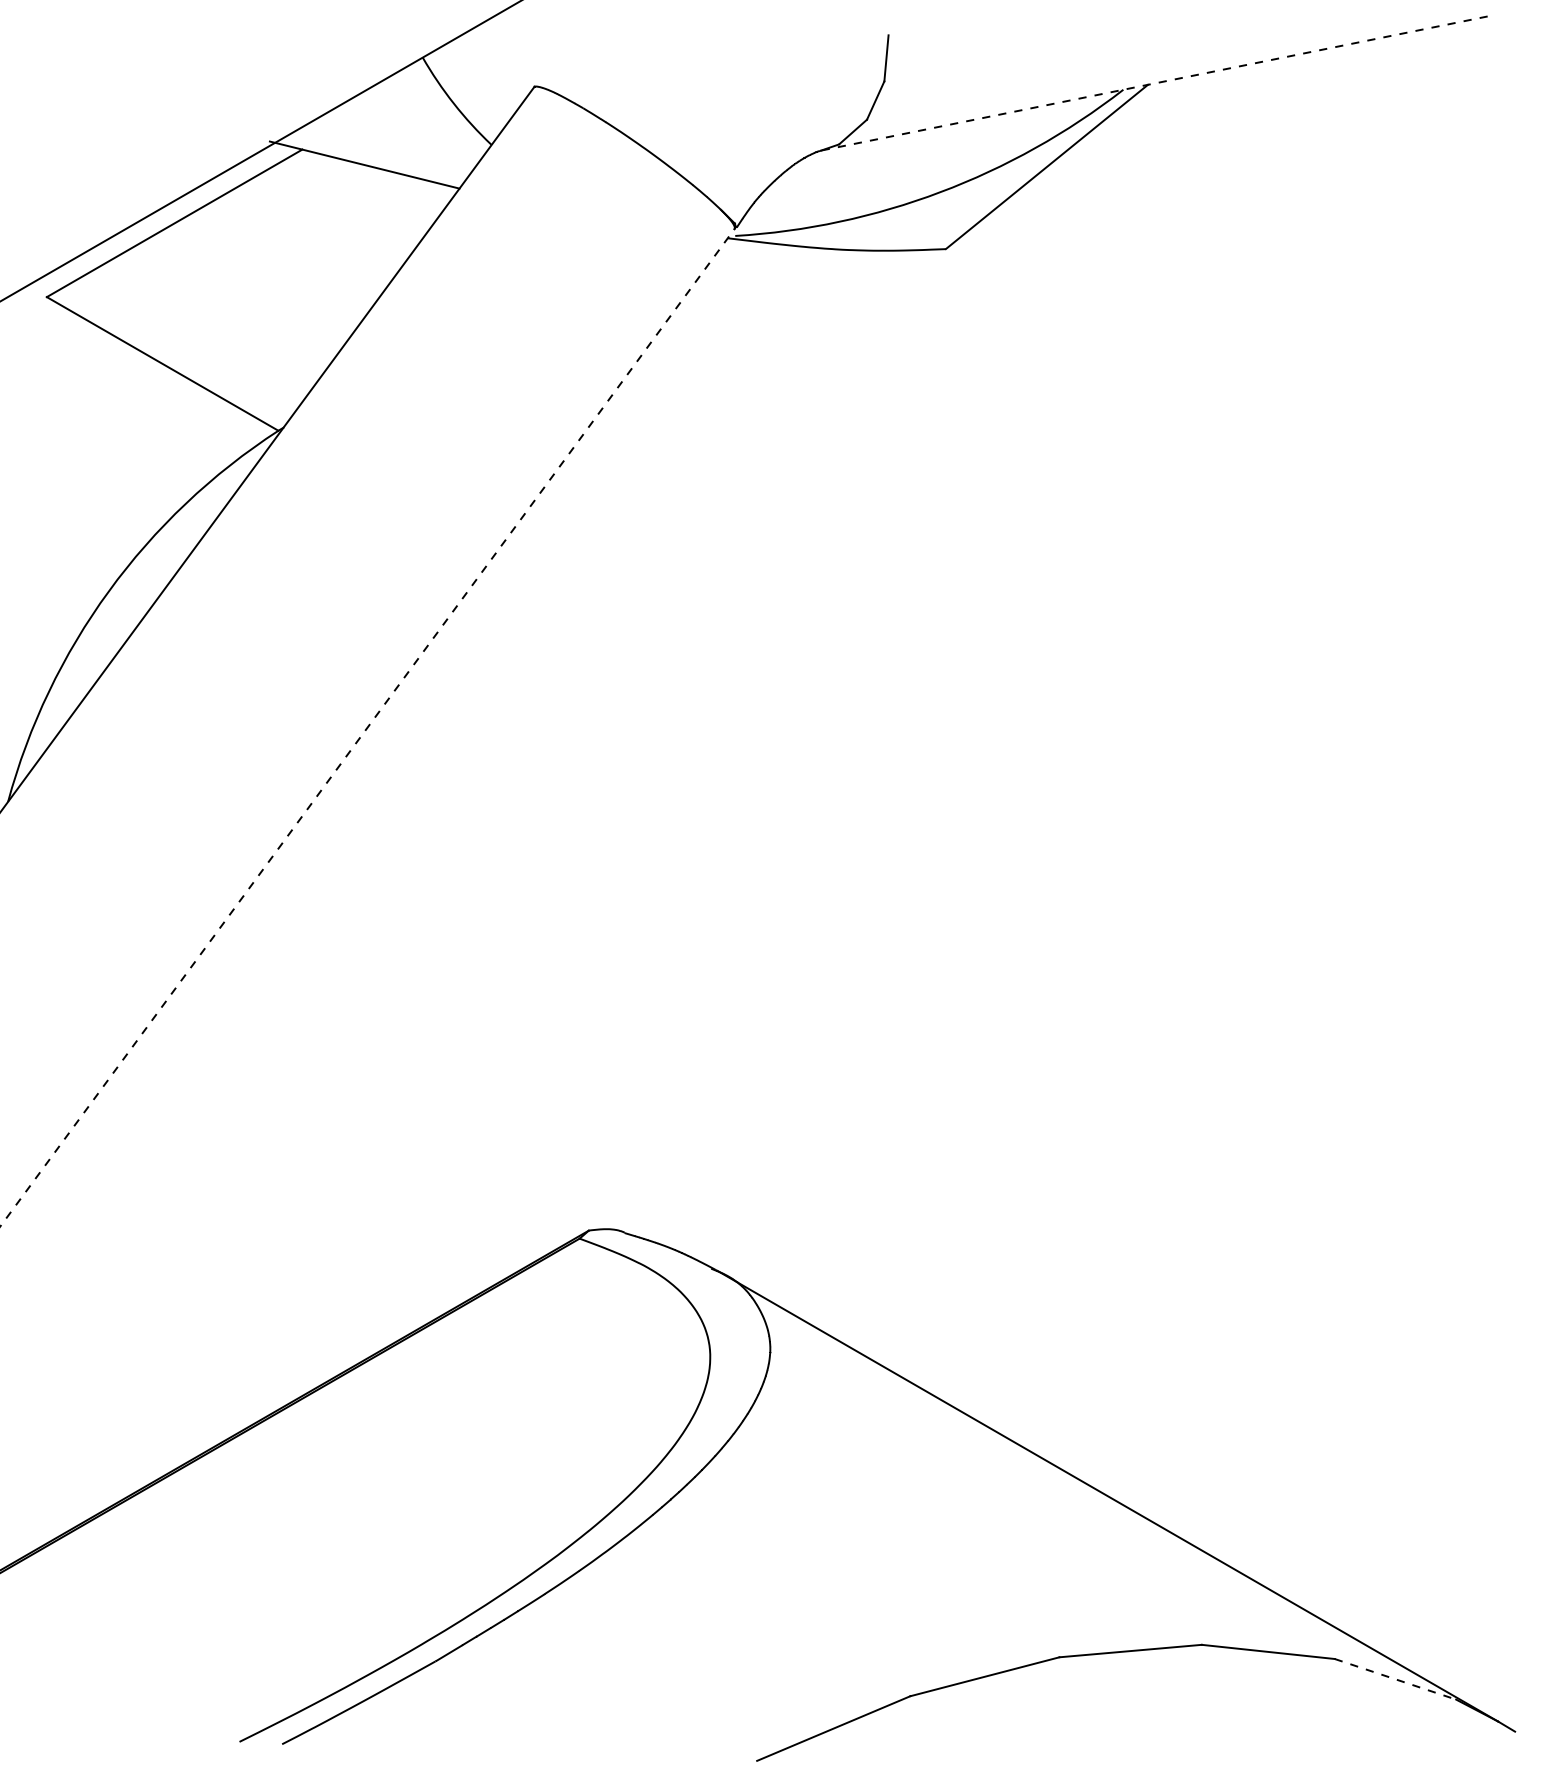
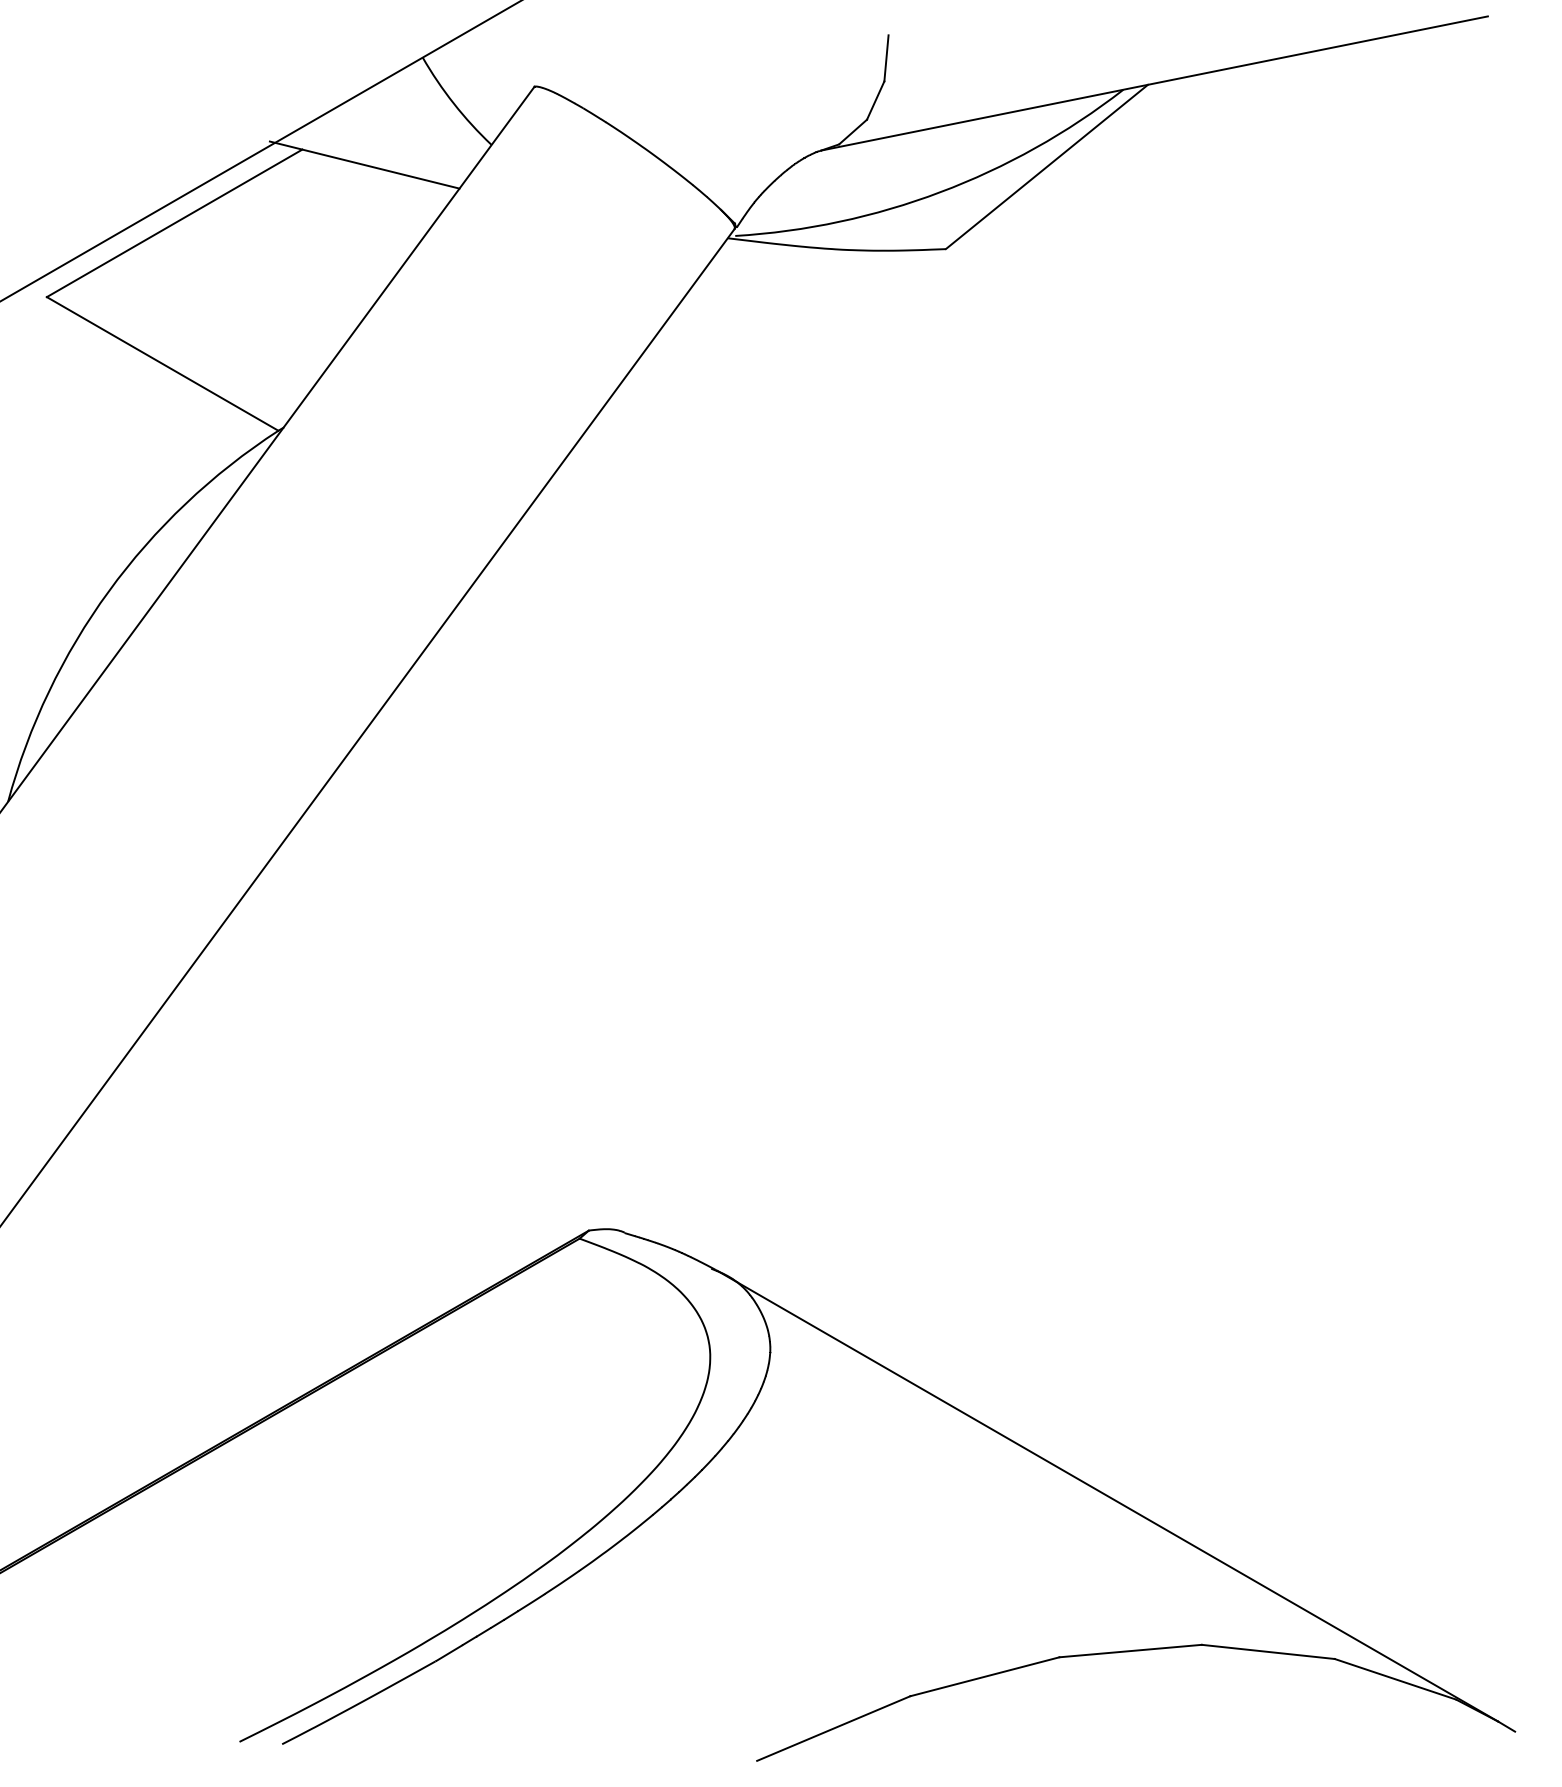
line: dashed -> solid (1154, 83)
line: dashed -> solid (367, 727)
line: dashed -> solid (1395, 1679)
